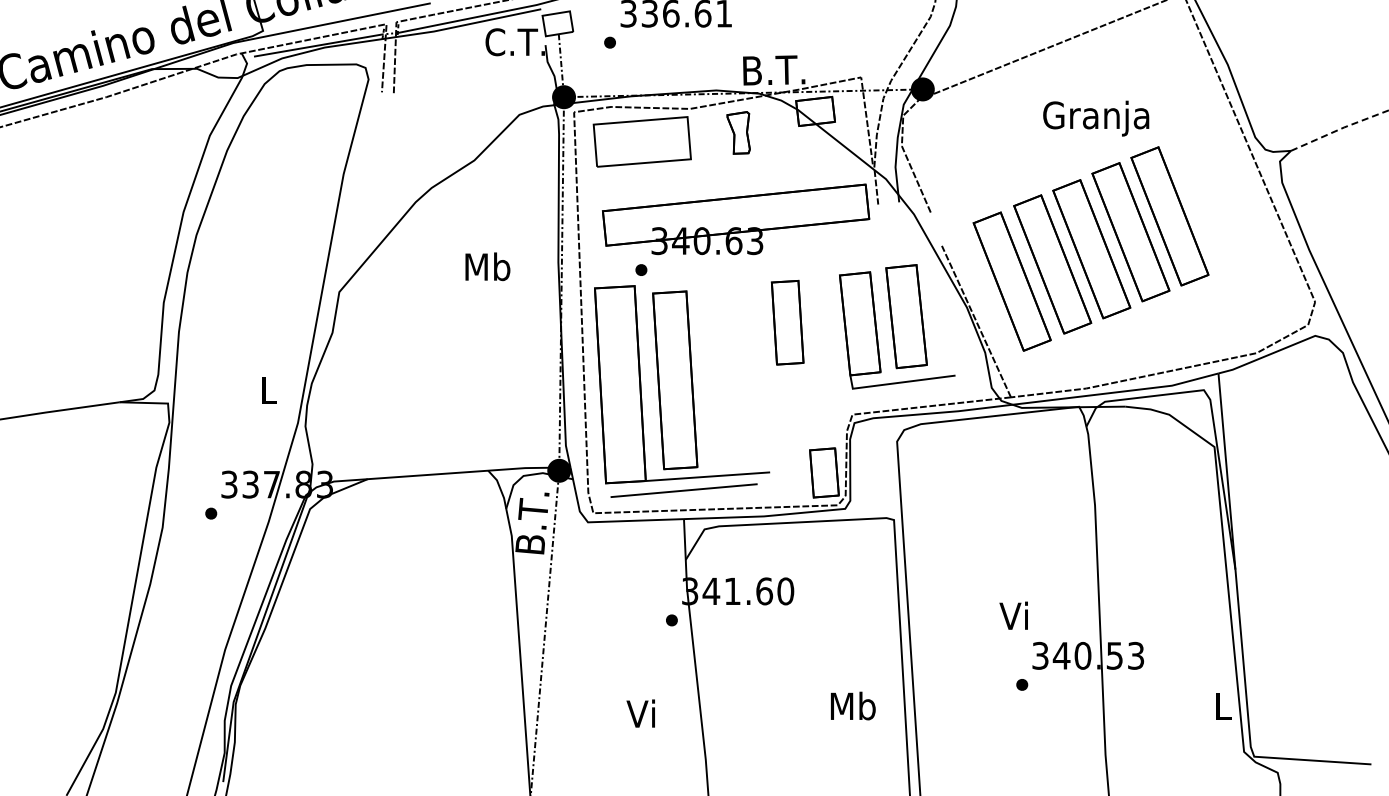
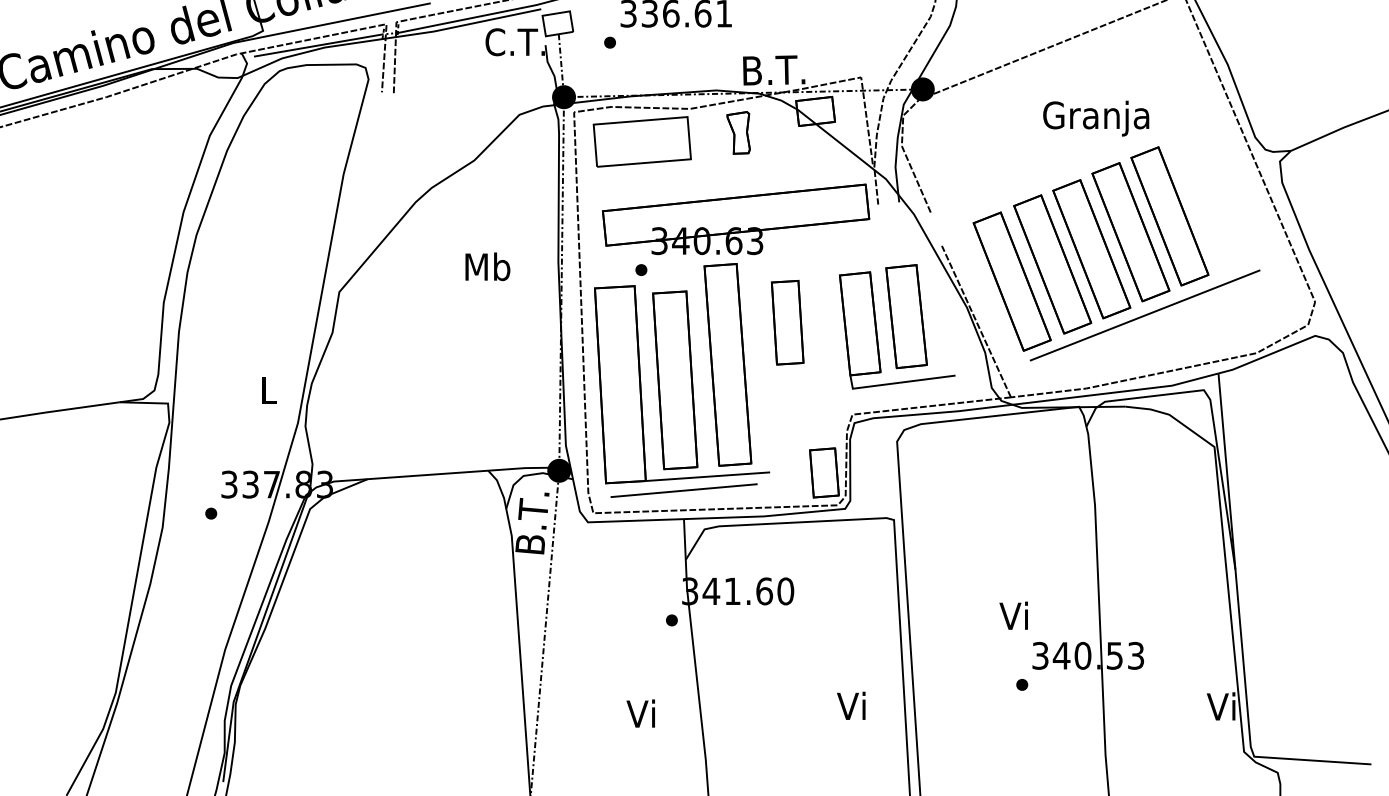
line: dashed -> solid (1339, 129)
line: none -> present (1144, 315)
part: none -> present (727, 364)
text: Mb -> Vi (852, 705)
text: L -> Vi (1220, 706)
